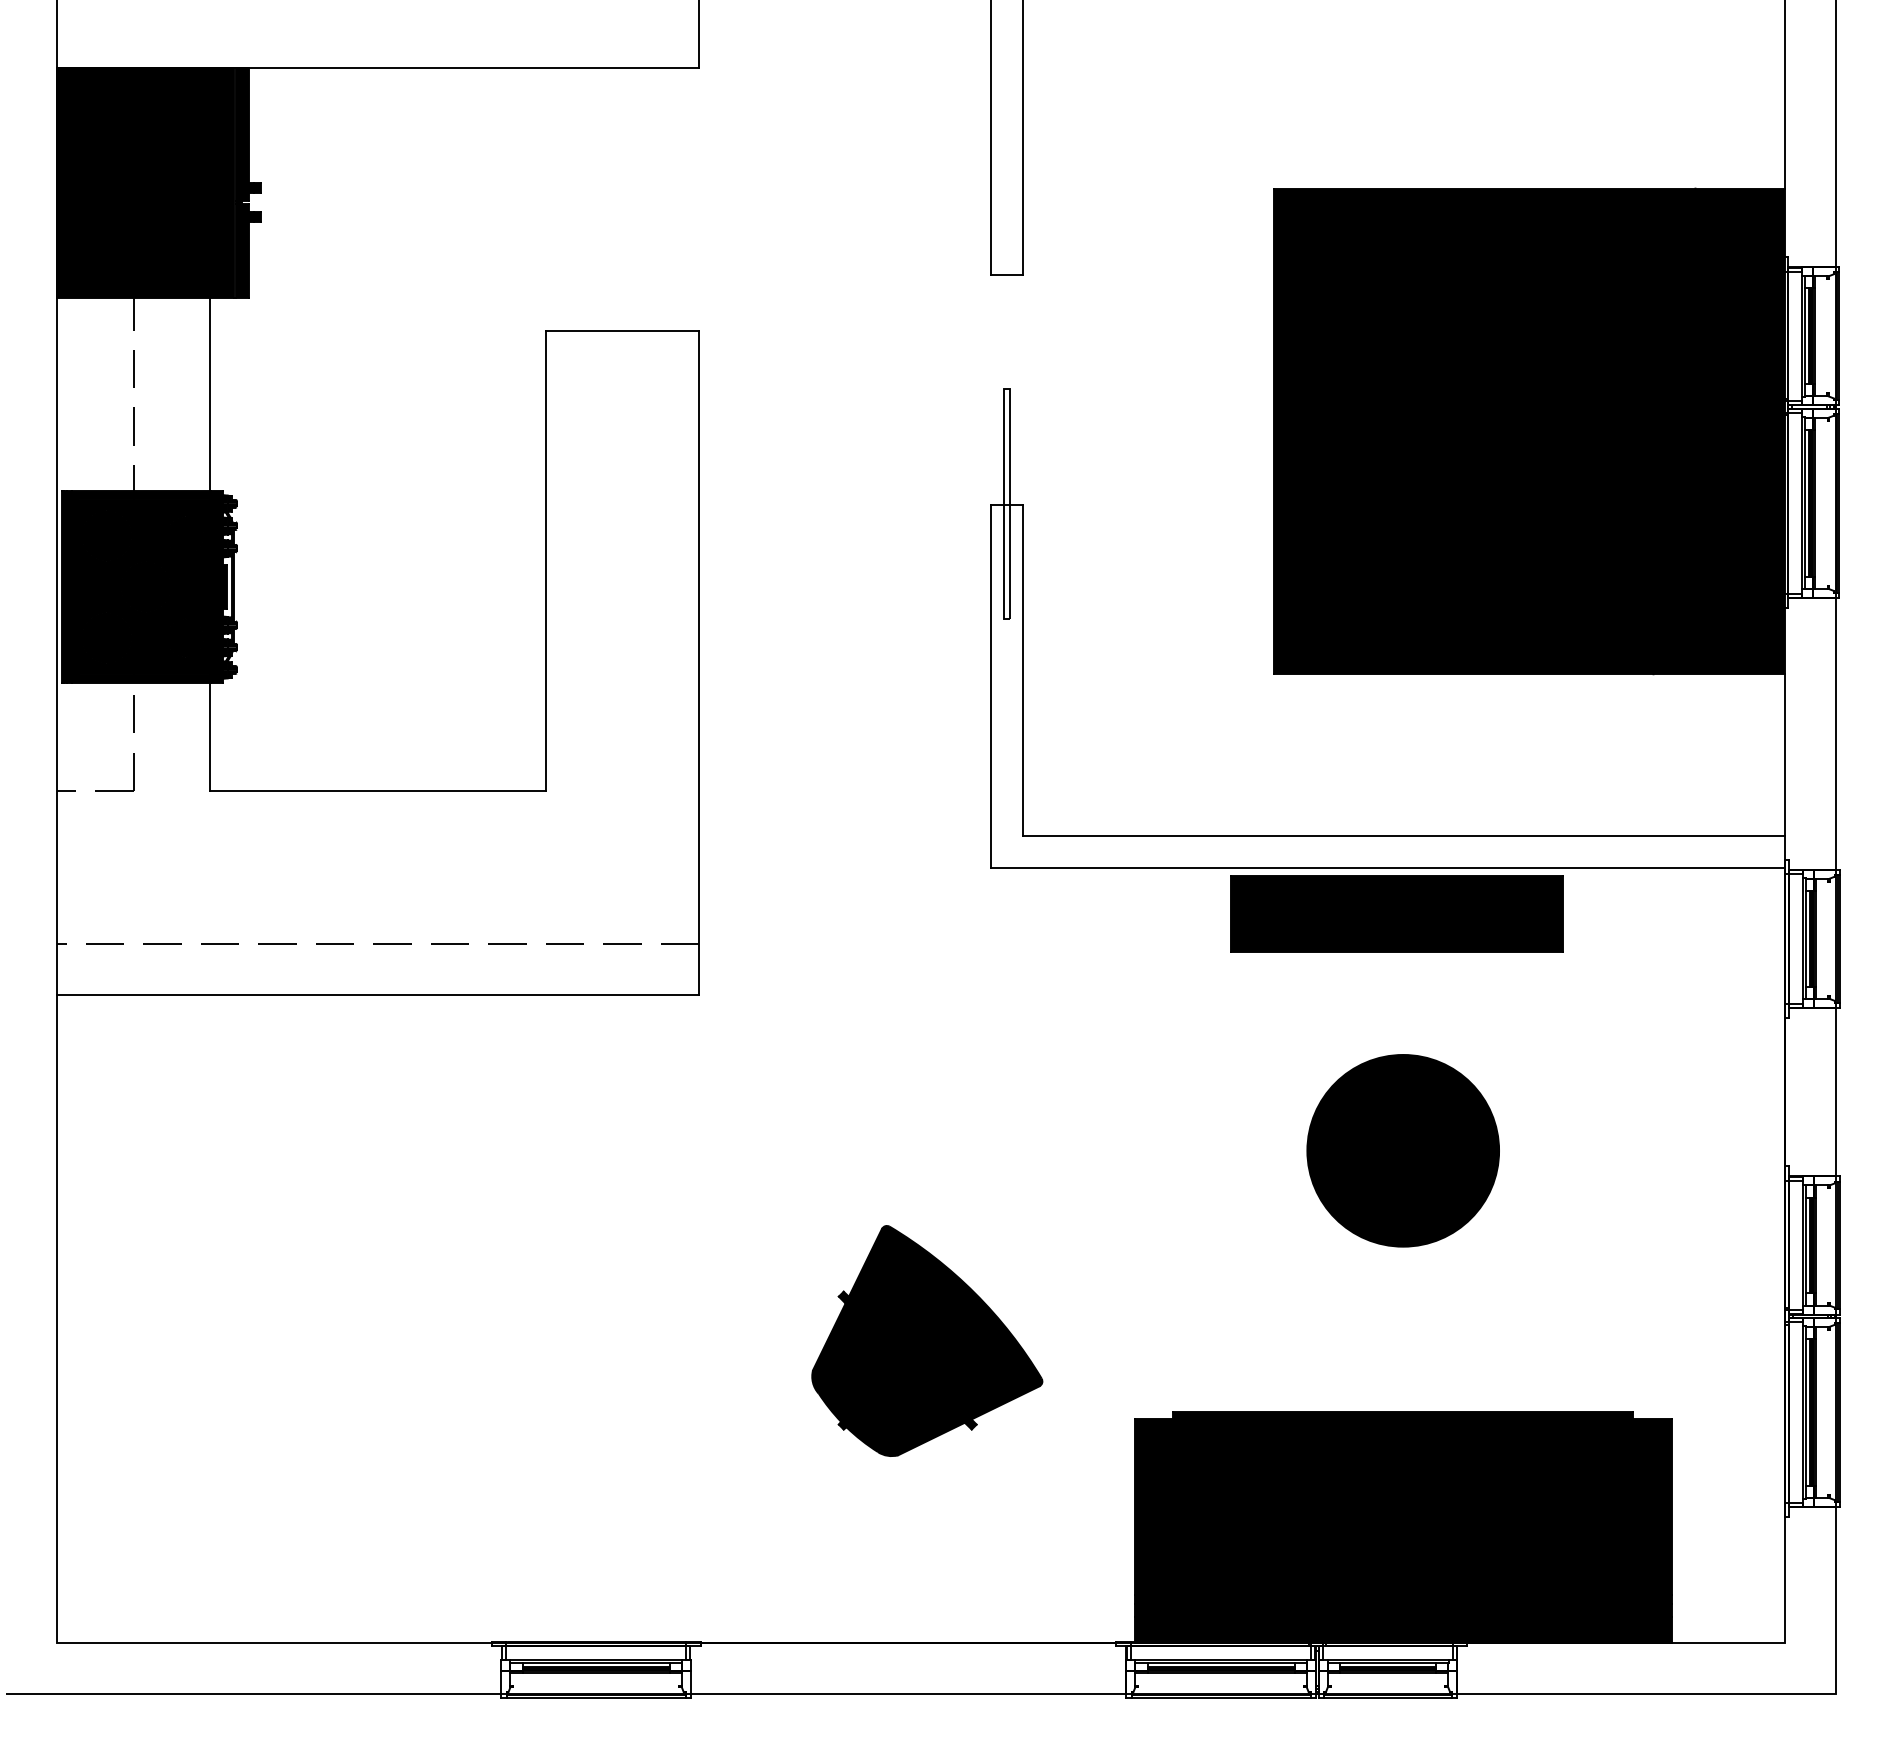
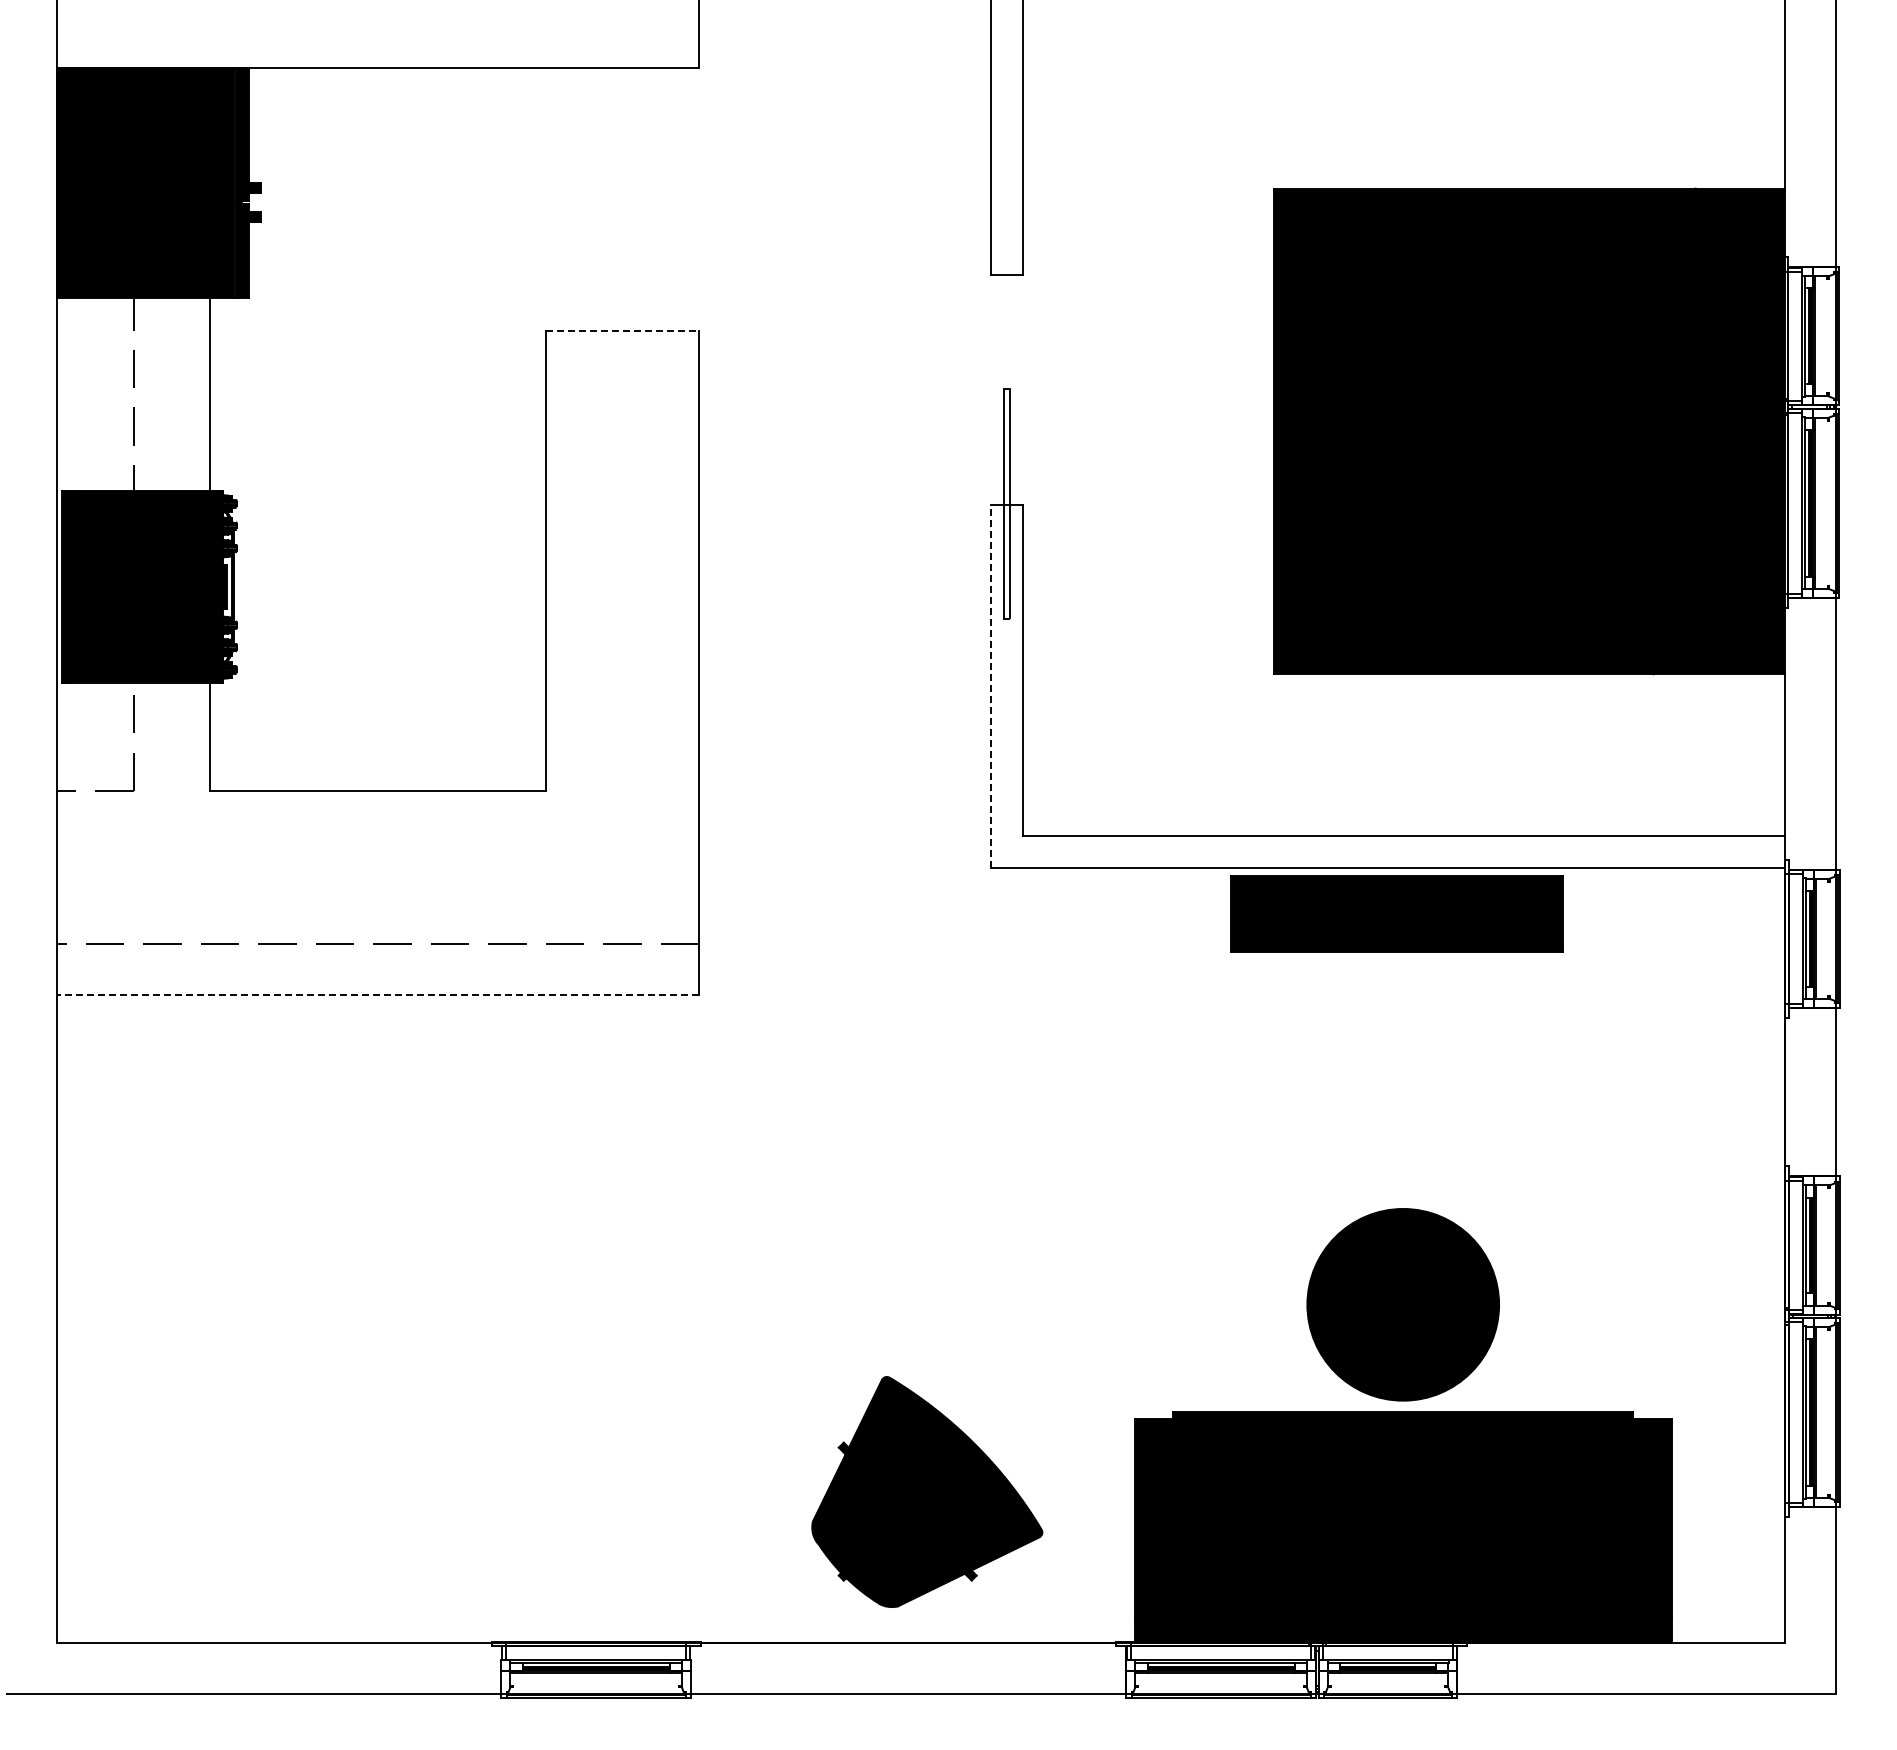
line: solid -> dashed (622, 330)
line: solid -> dashed (990, 685)
line: solid -> dashed (377, 995)
part position: (1402, 1150) -> (1402, 1304) (1402, 1304)
part position: (927, 1340) -> (927, 1491) (927, 1491)
